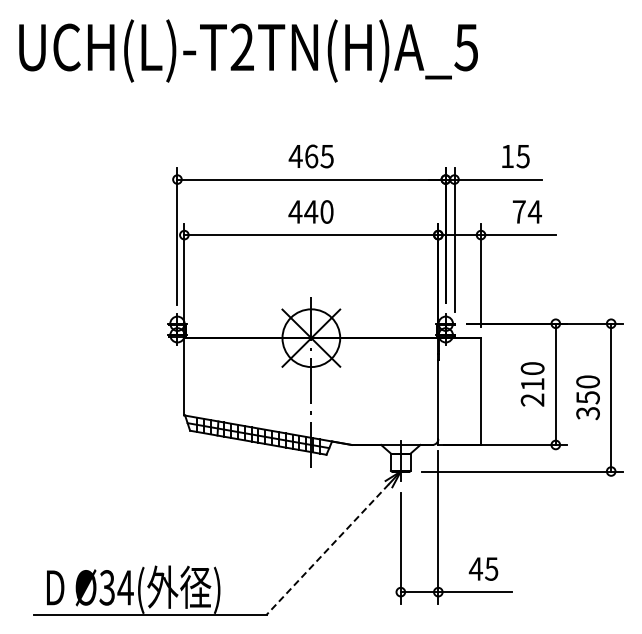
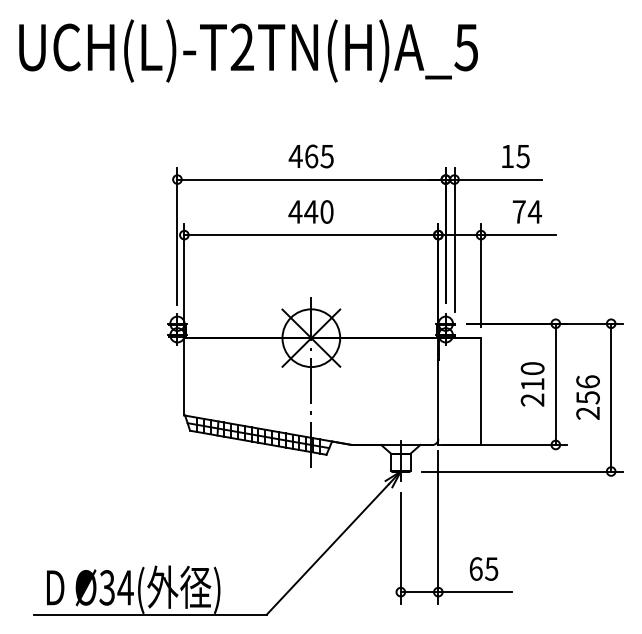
text: 350 -> 256 (587, 397)
line: dashed -> solid (327, 549)
text: 45 -> 65 (475, 568)
